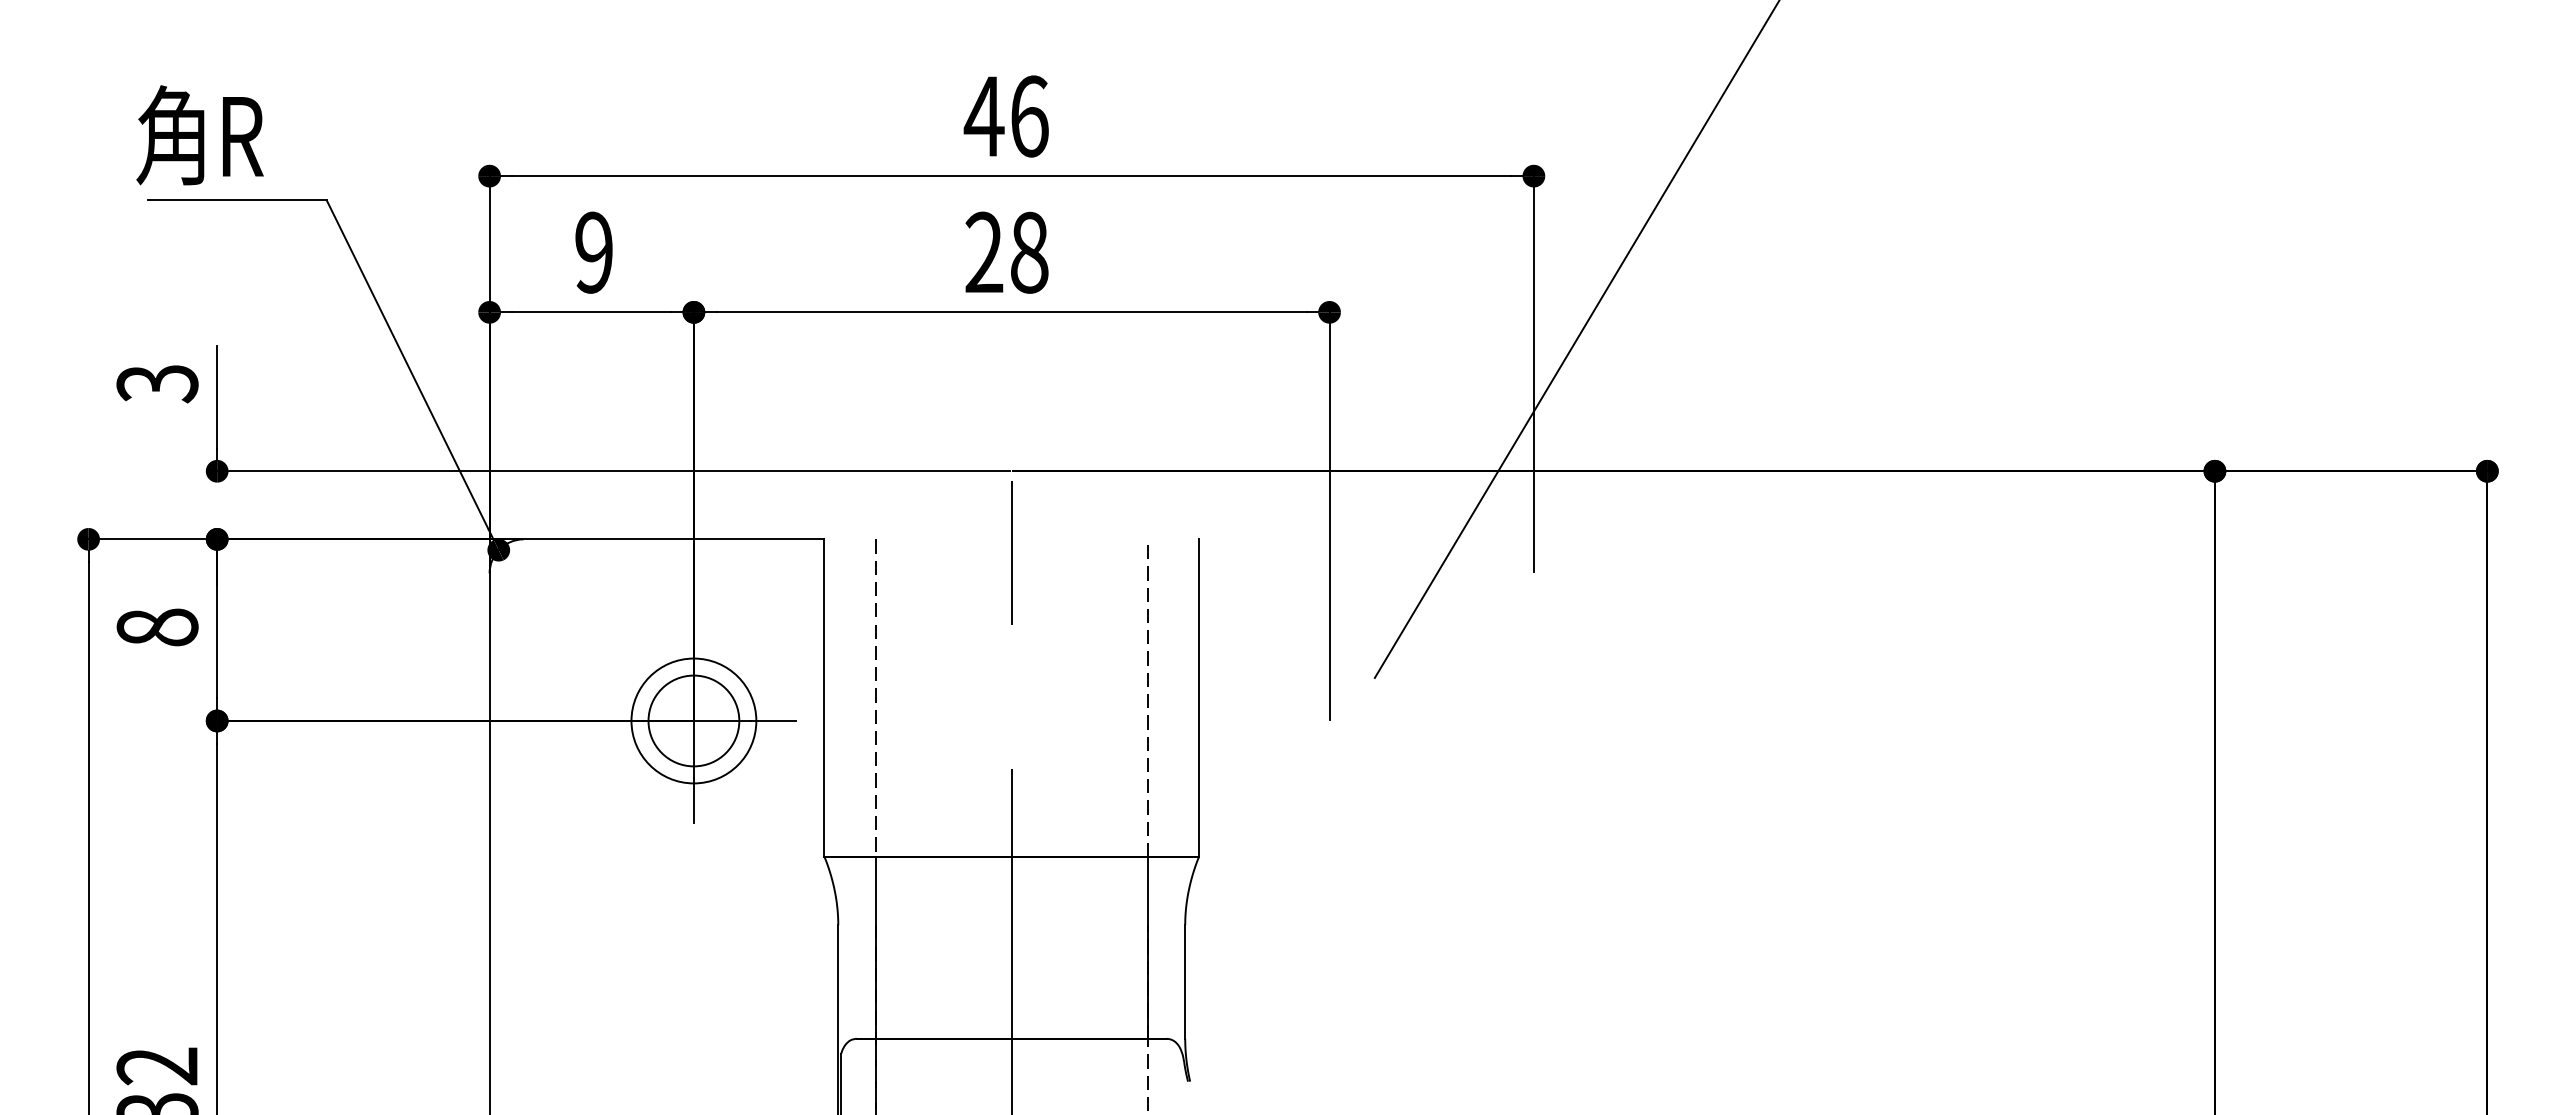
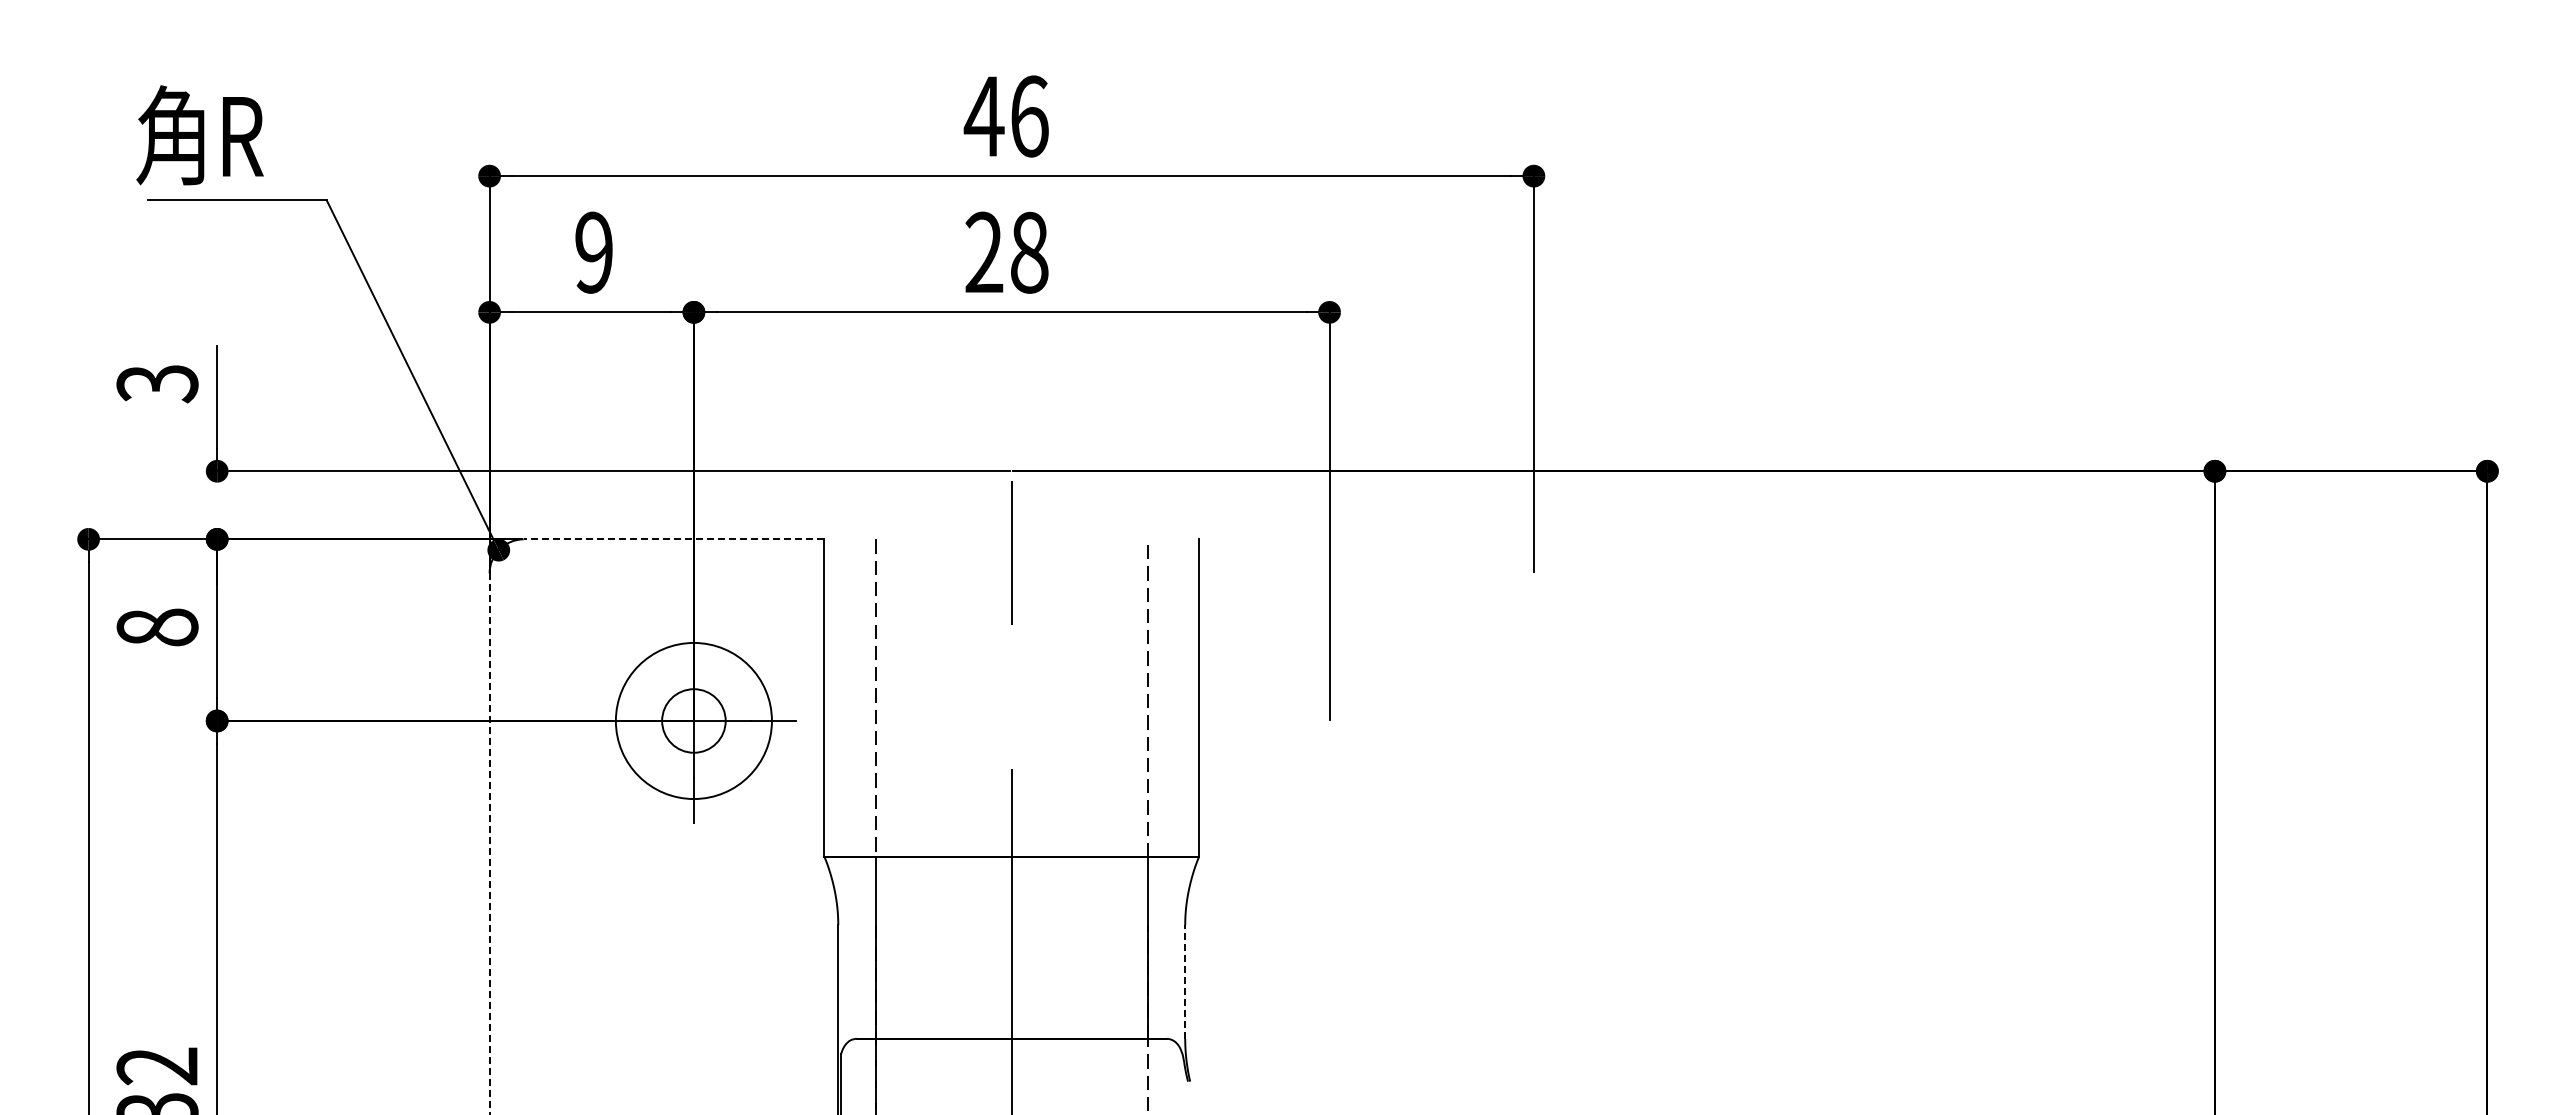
line: present -> none (1576, 339)
line: solid -> dashed (673, 539)
circle diameter: 125 px -> 156 px (693, 720)
circle diameter: 91 px -> 64 px (693, 720)
line: solid -> dashed (489, 844)
line: solid -> dashed (1185, 982)
